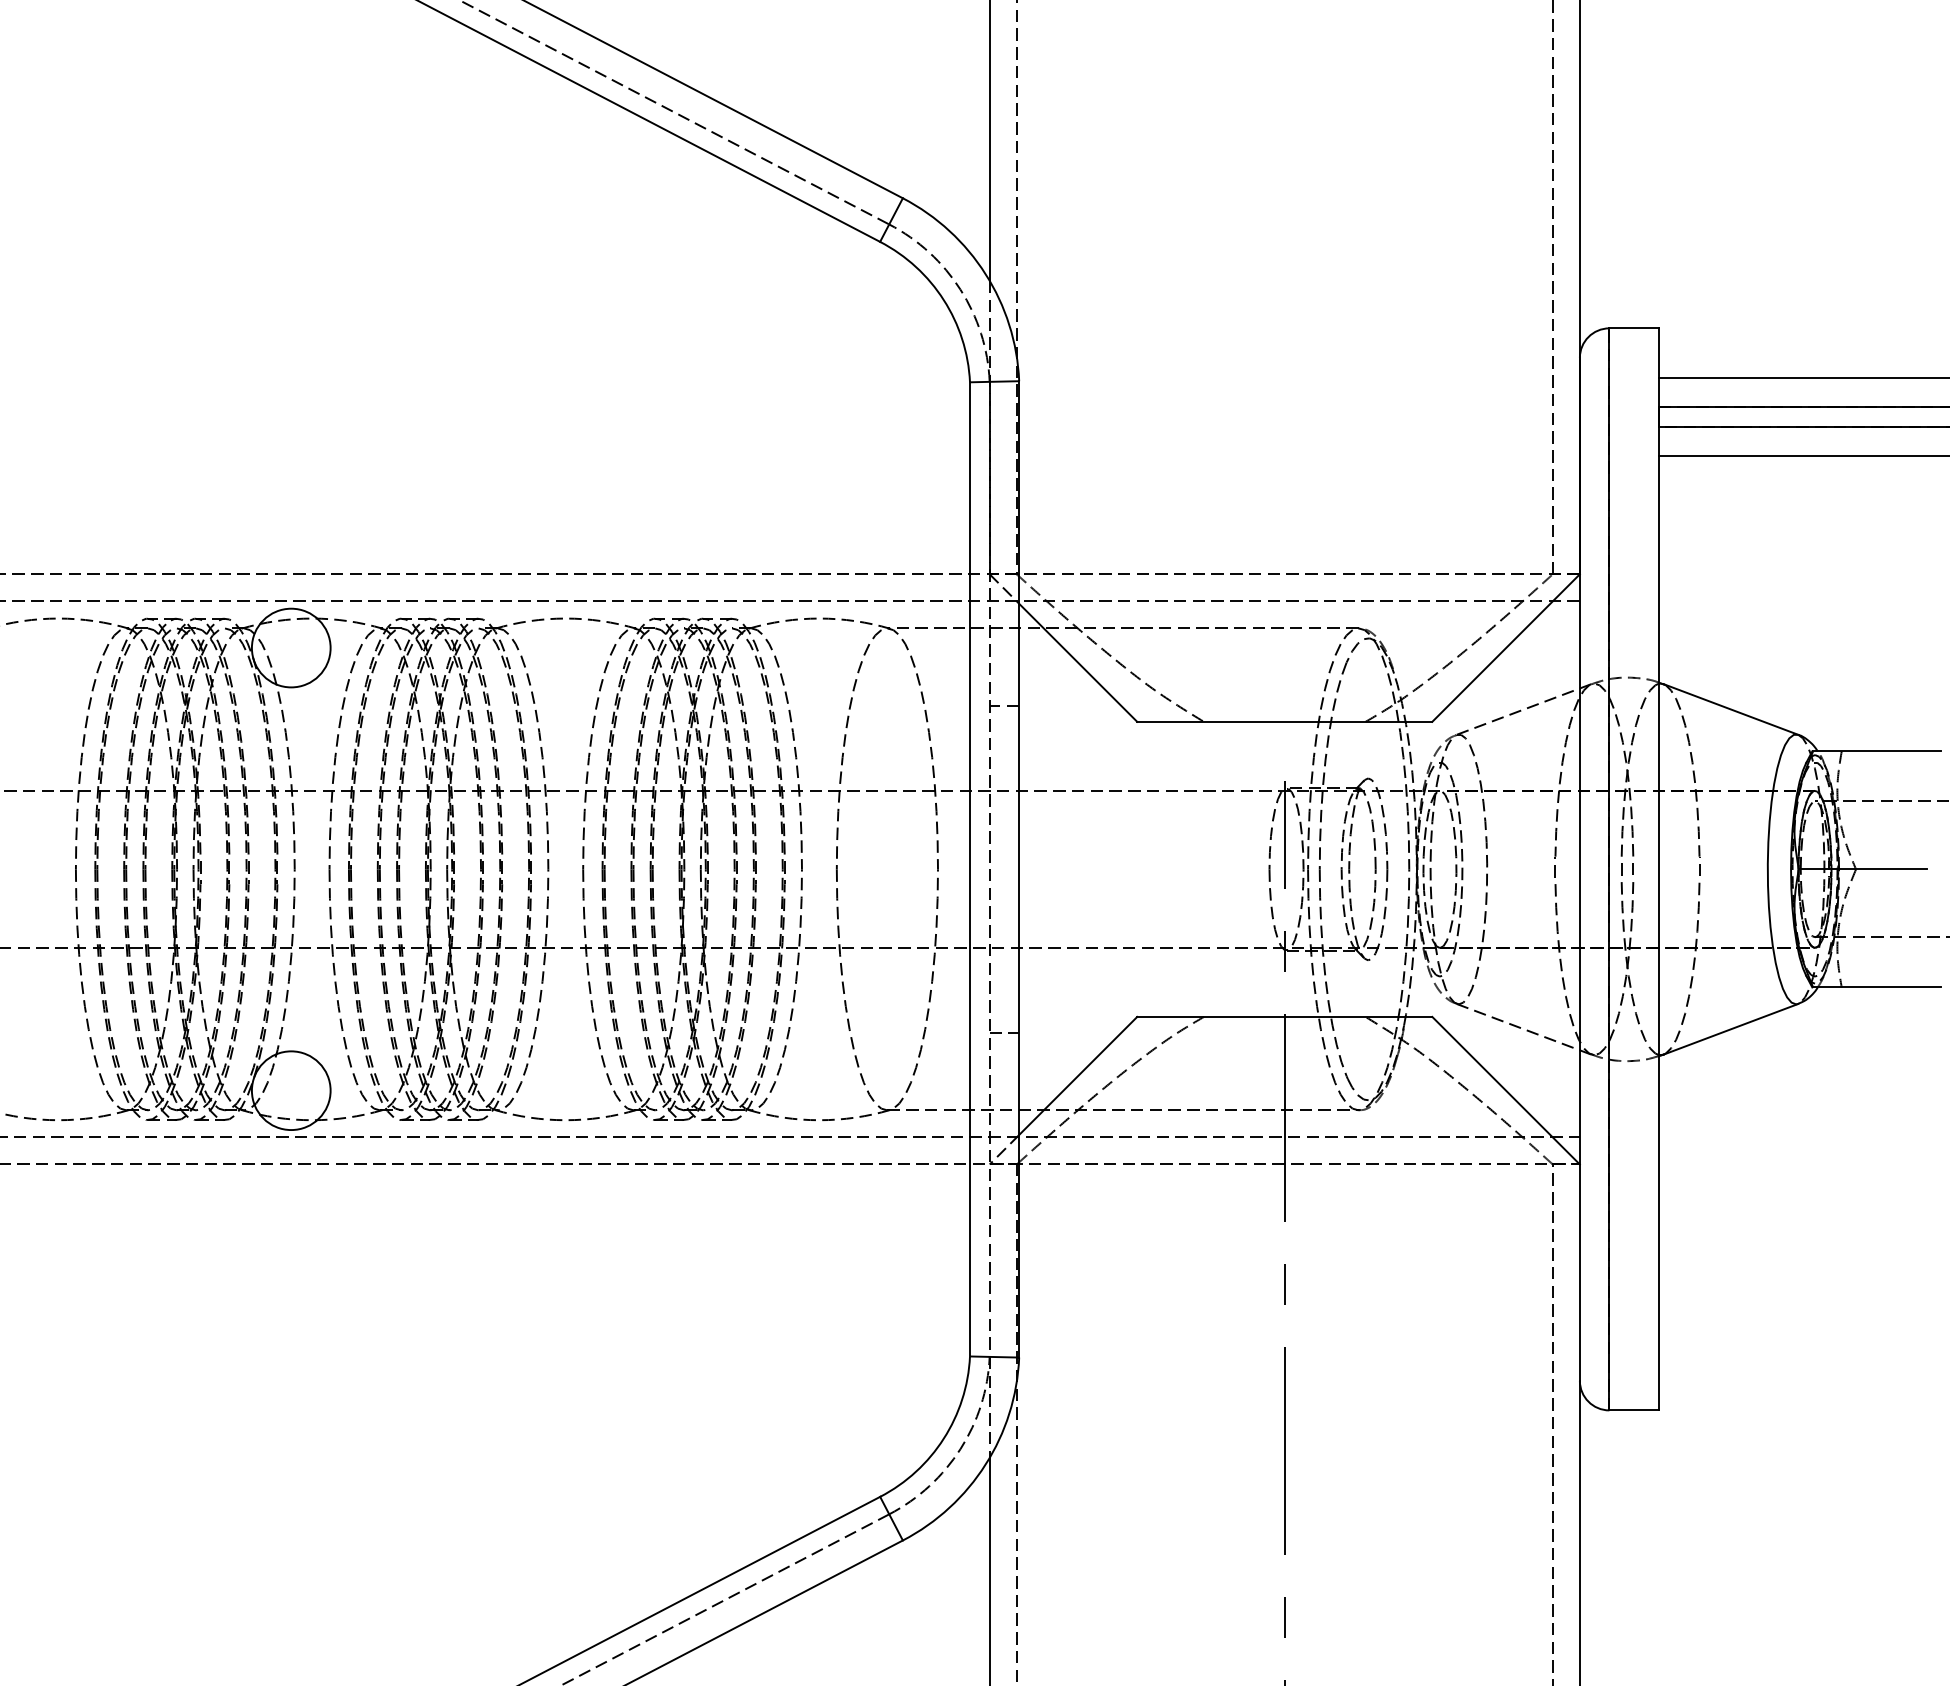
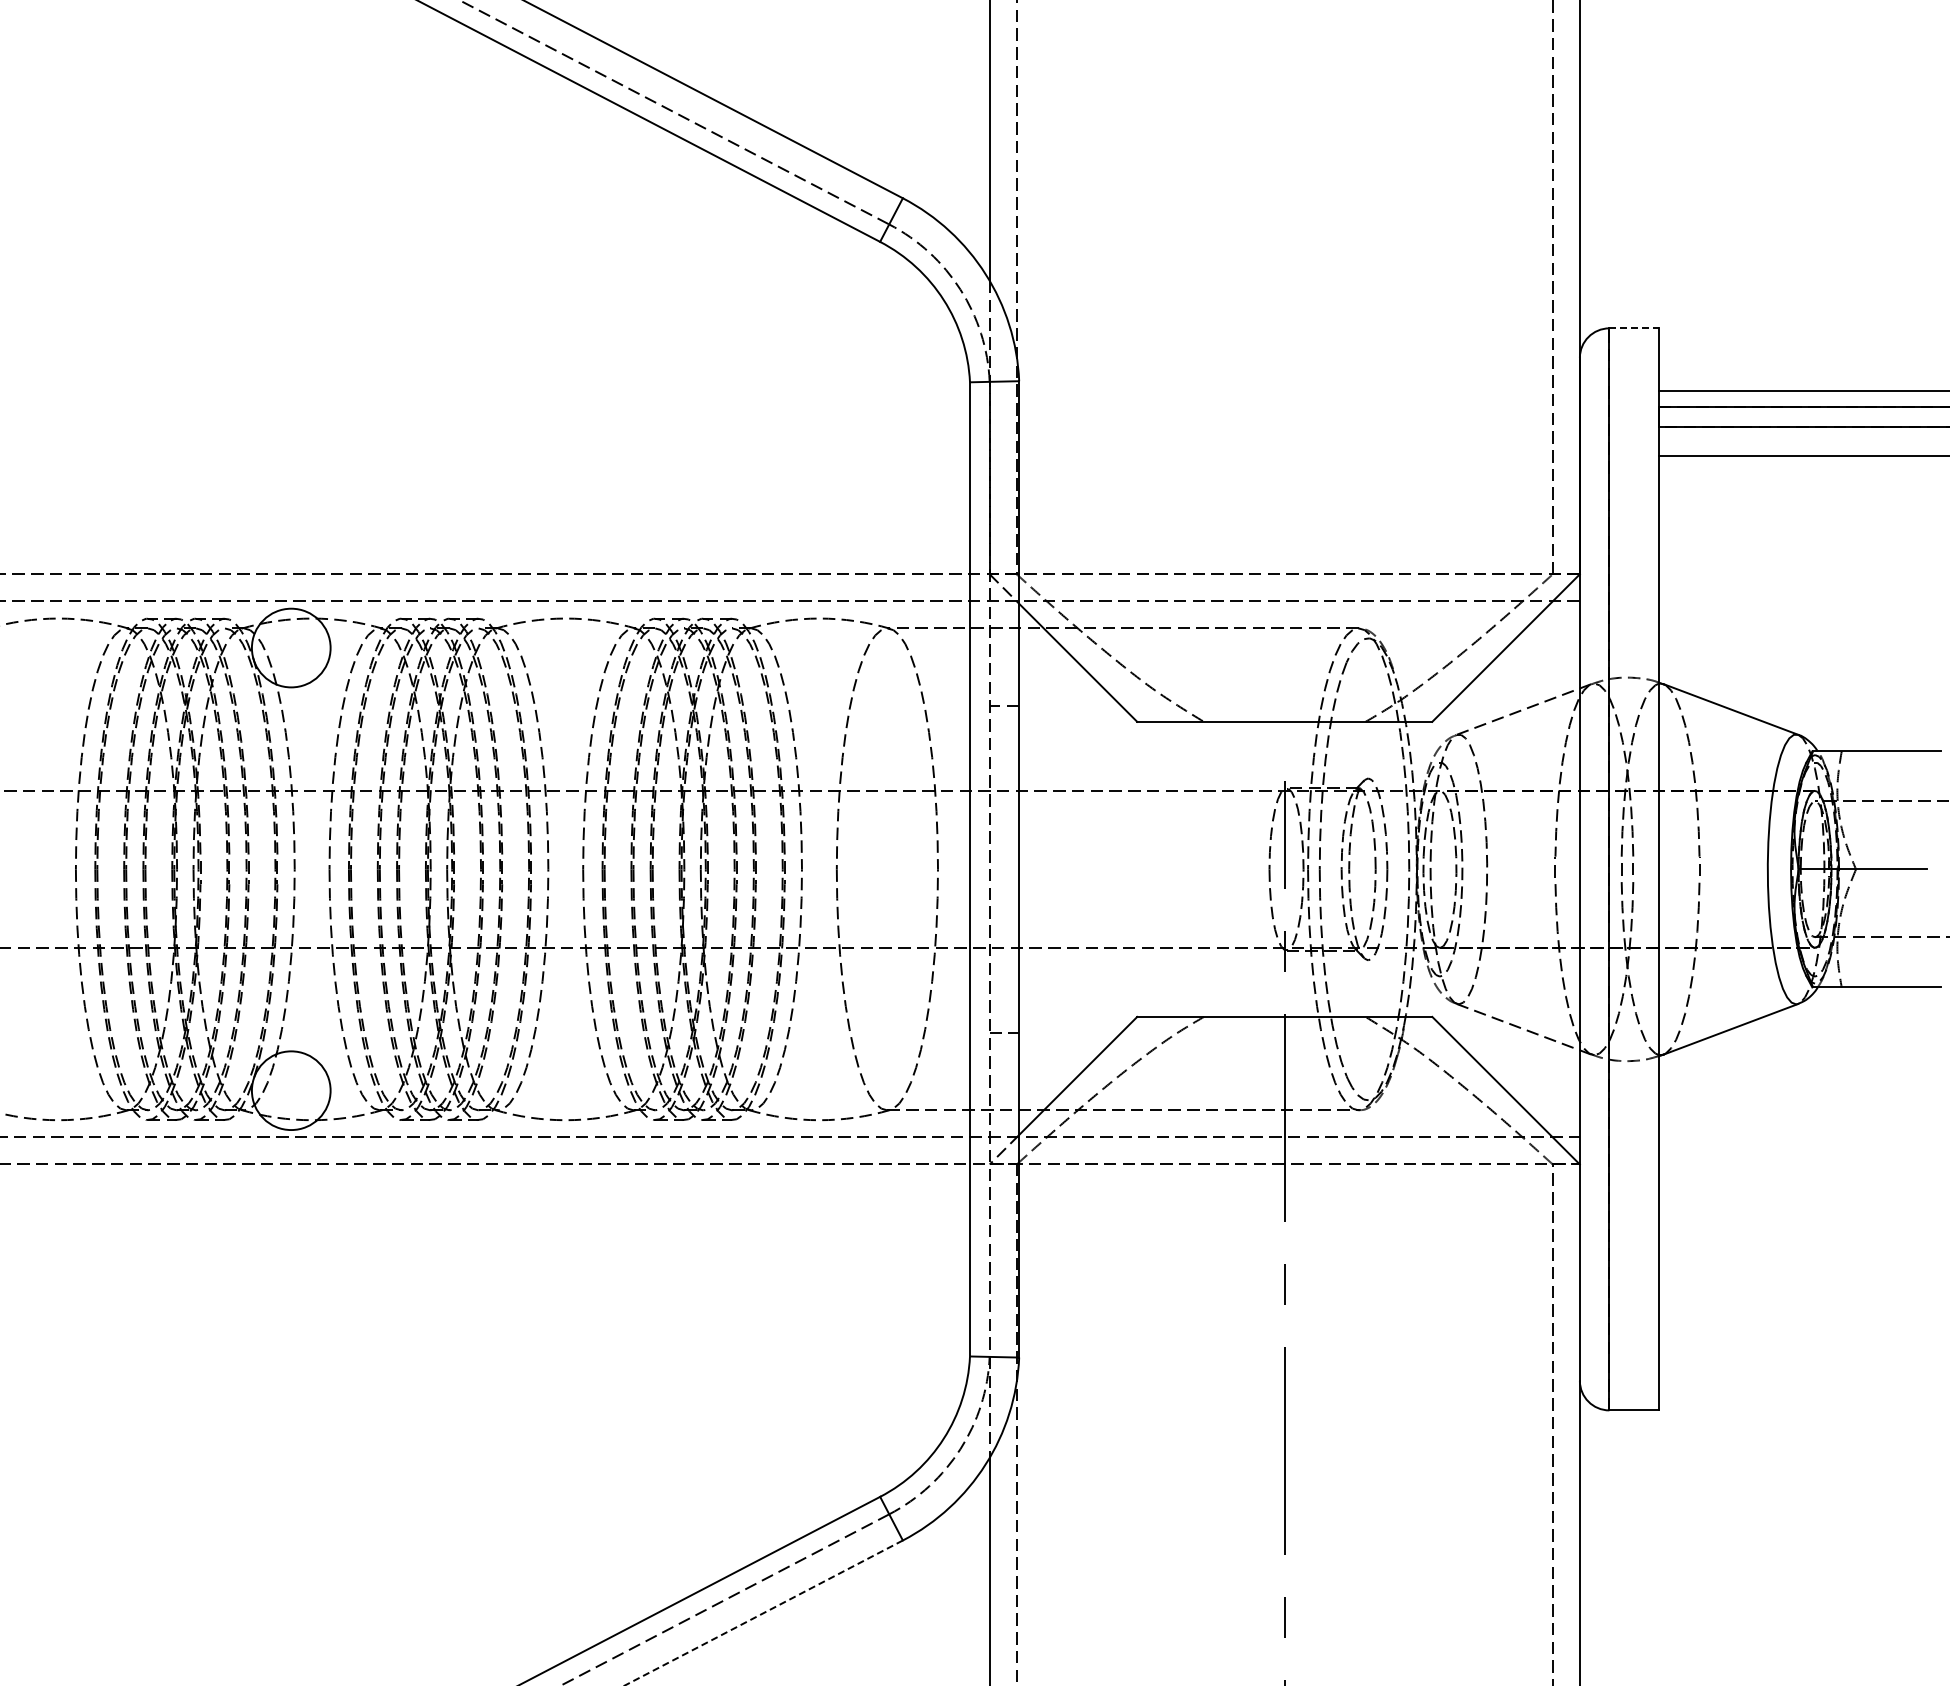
line: solid -> dashed (1633, 328)
line position: (1802, 377) -> (1802, 390) (1802, 390)
line: solid -> dashed (763, 1613)
